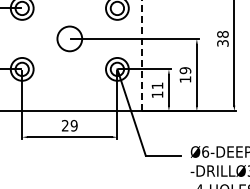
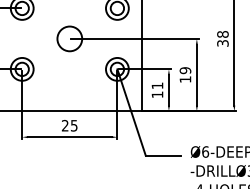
line: dashed -> solid (142, 55)
text: 29 -> 25 (73, 125)
